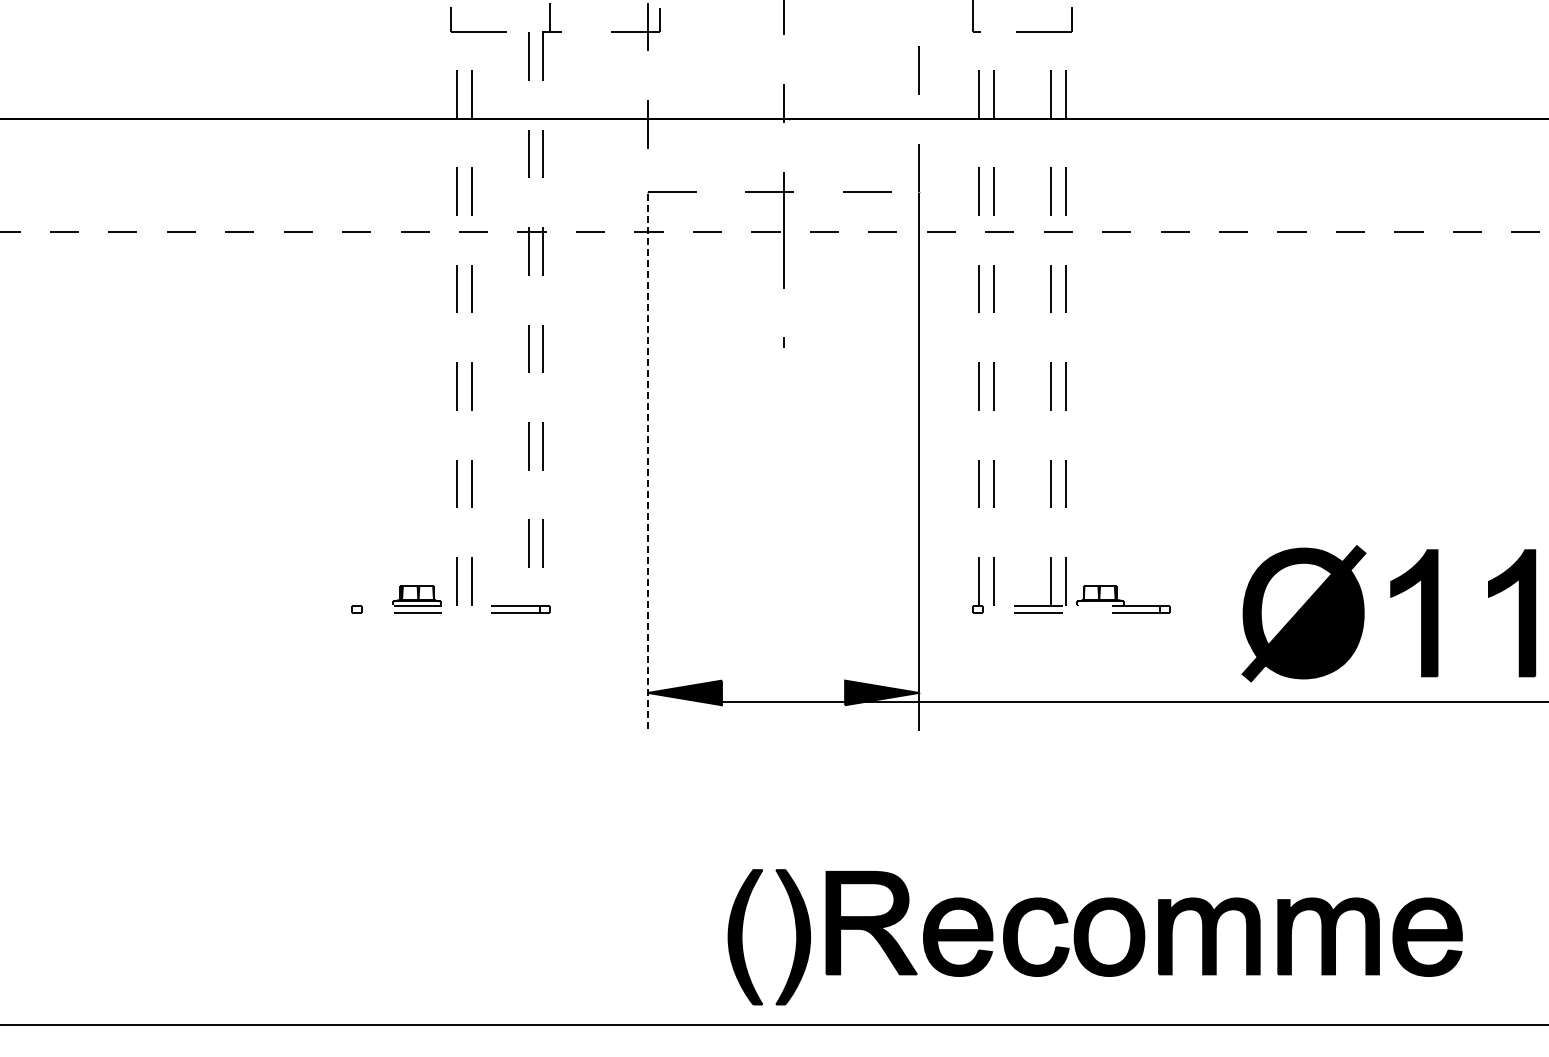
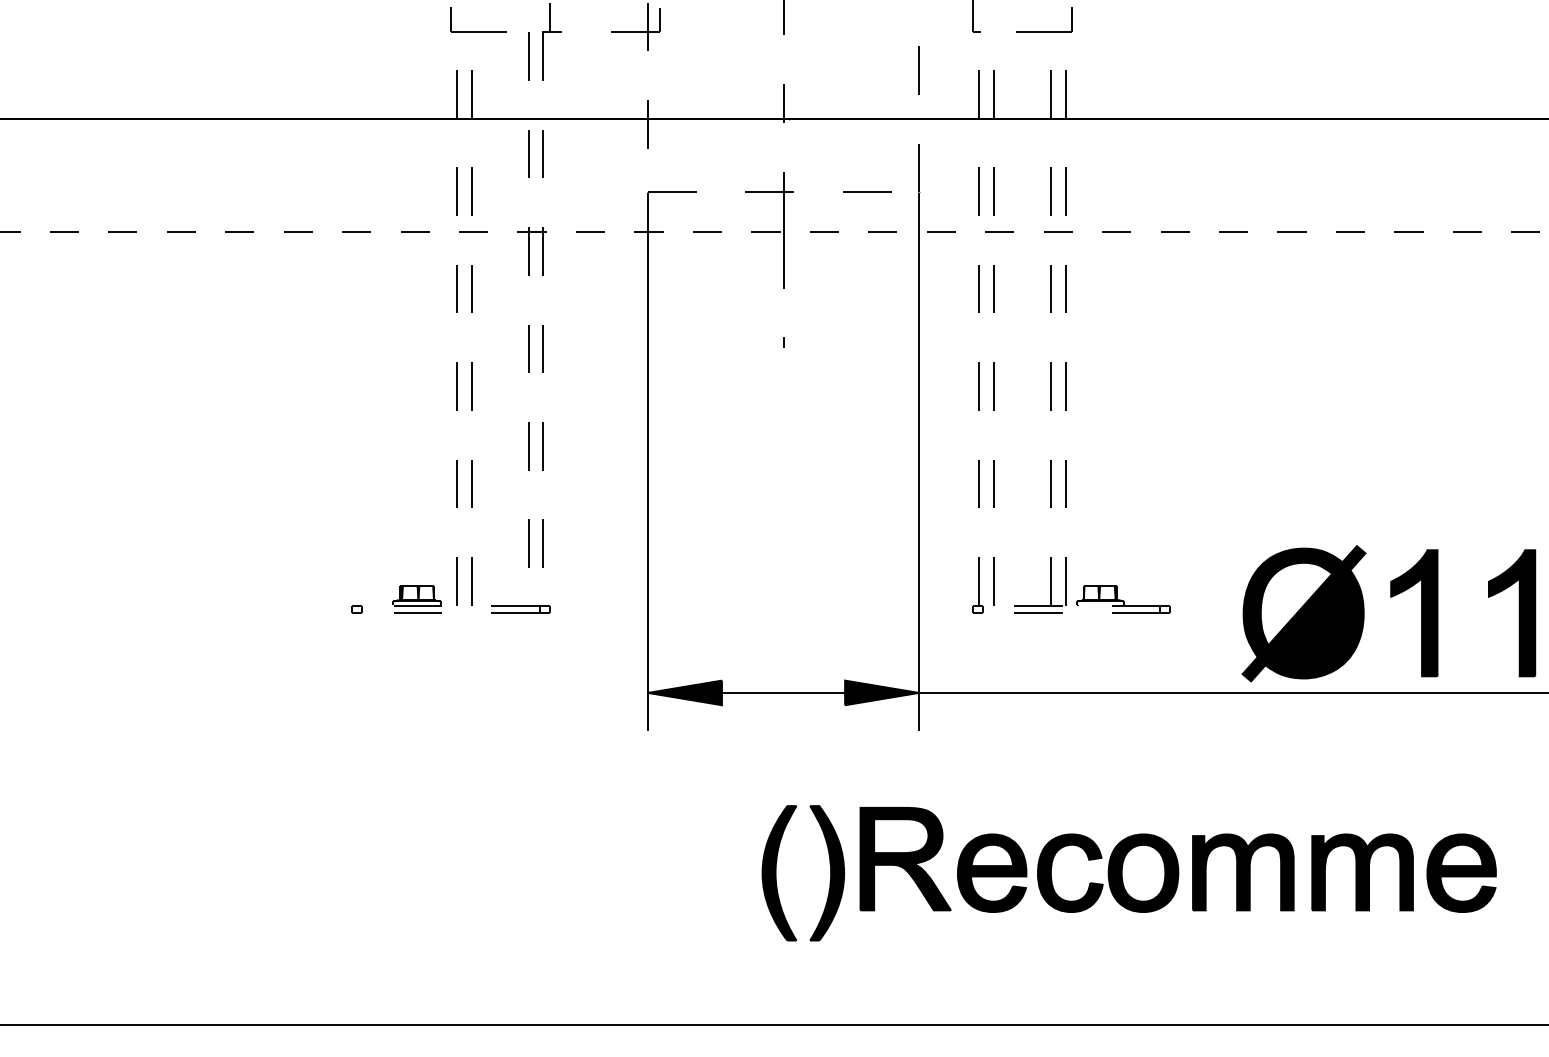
line: dashed -> solid (648, 462)
line position: (1133, 701) -> (1133, 692) (1133, 692)
part position: (1094, 937) -> (1128, 873) (1128, 873)
